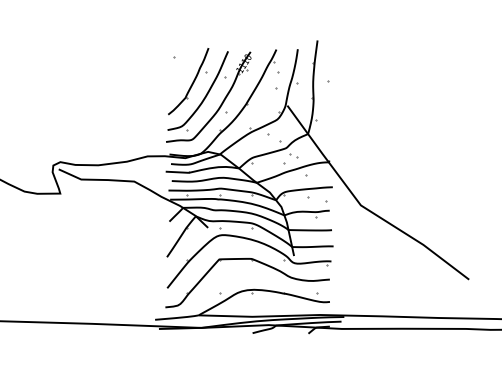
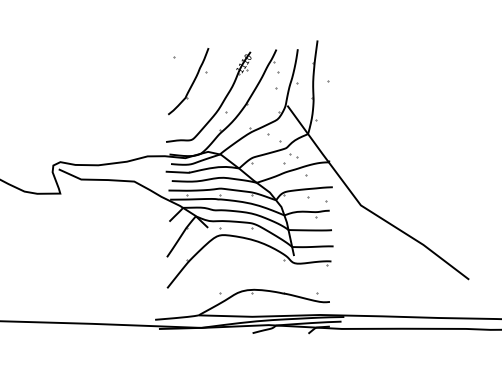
part: present -> none (204, 96)
part: present -> none (252, 261)
